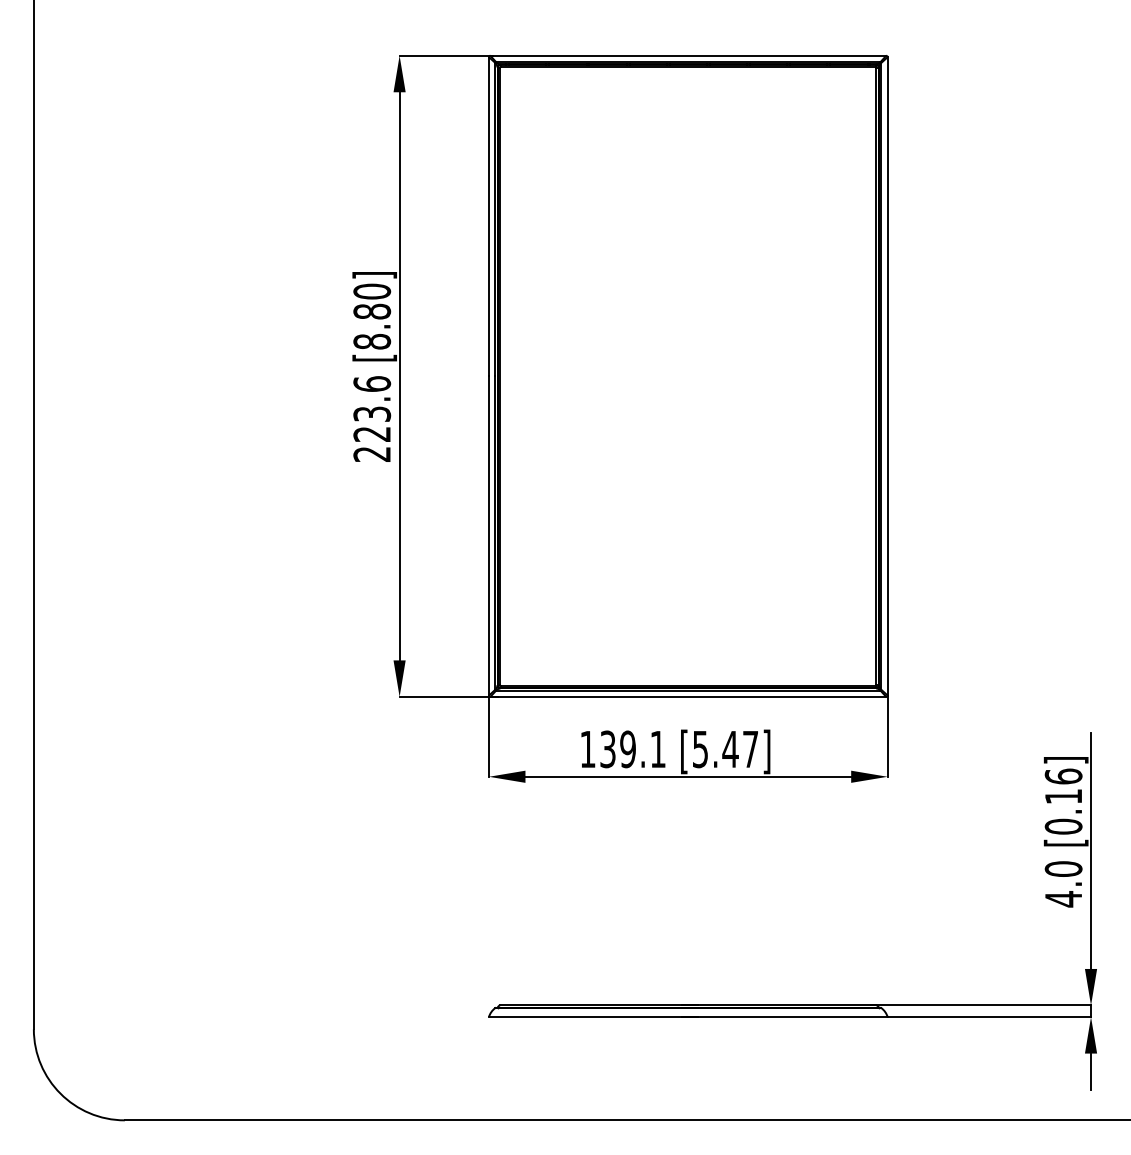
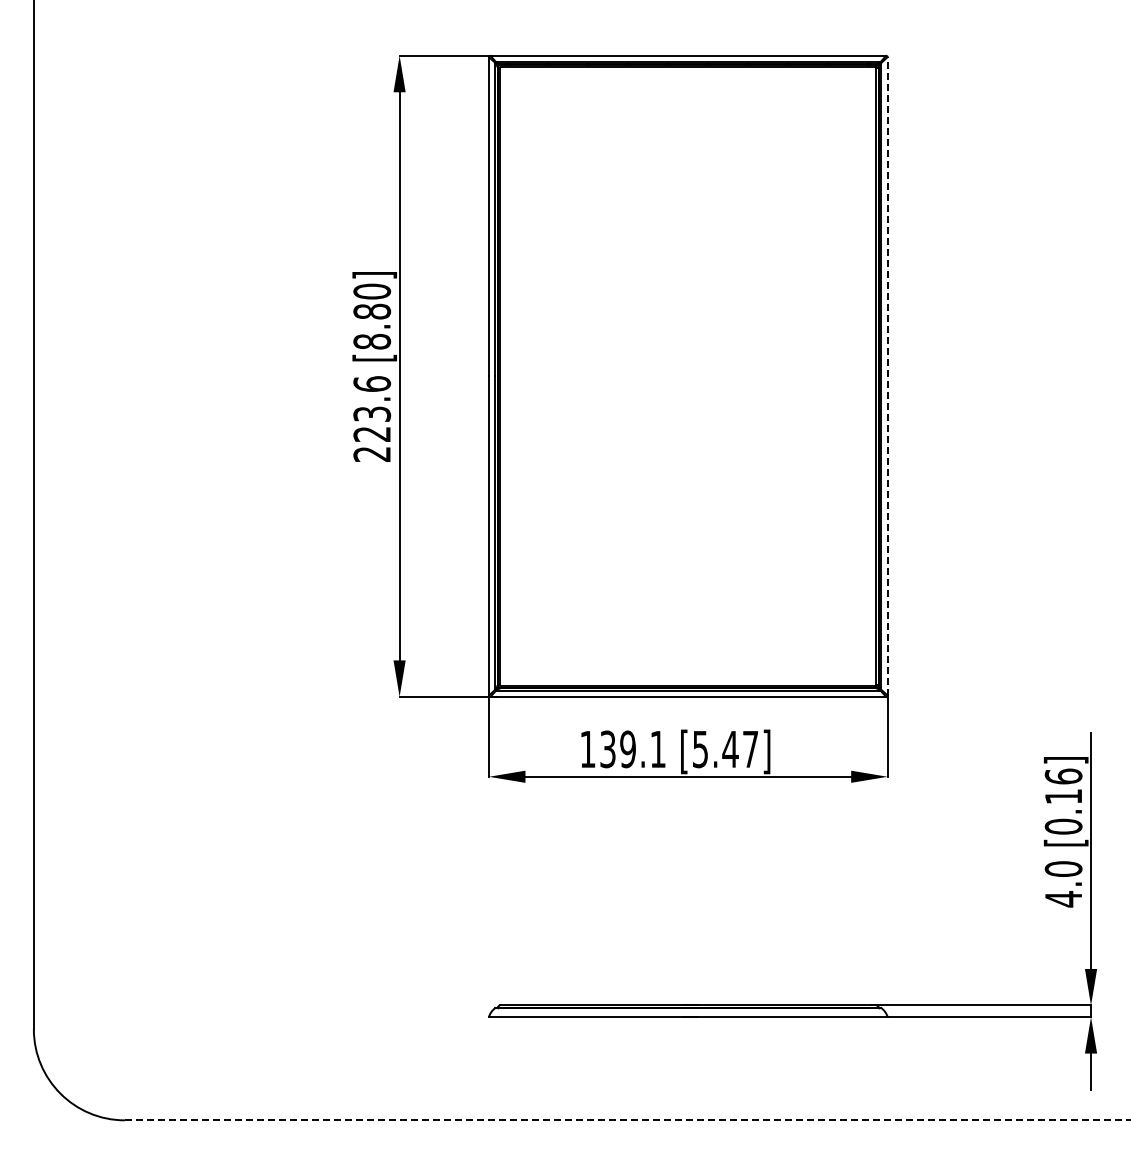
line: solid -> dashed (887, 375)
line: solid -> dashed (627, 1120)
